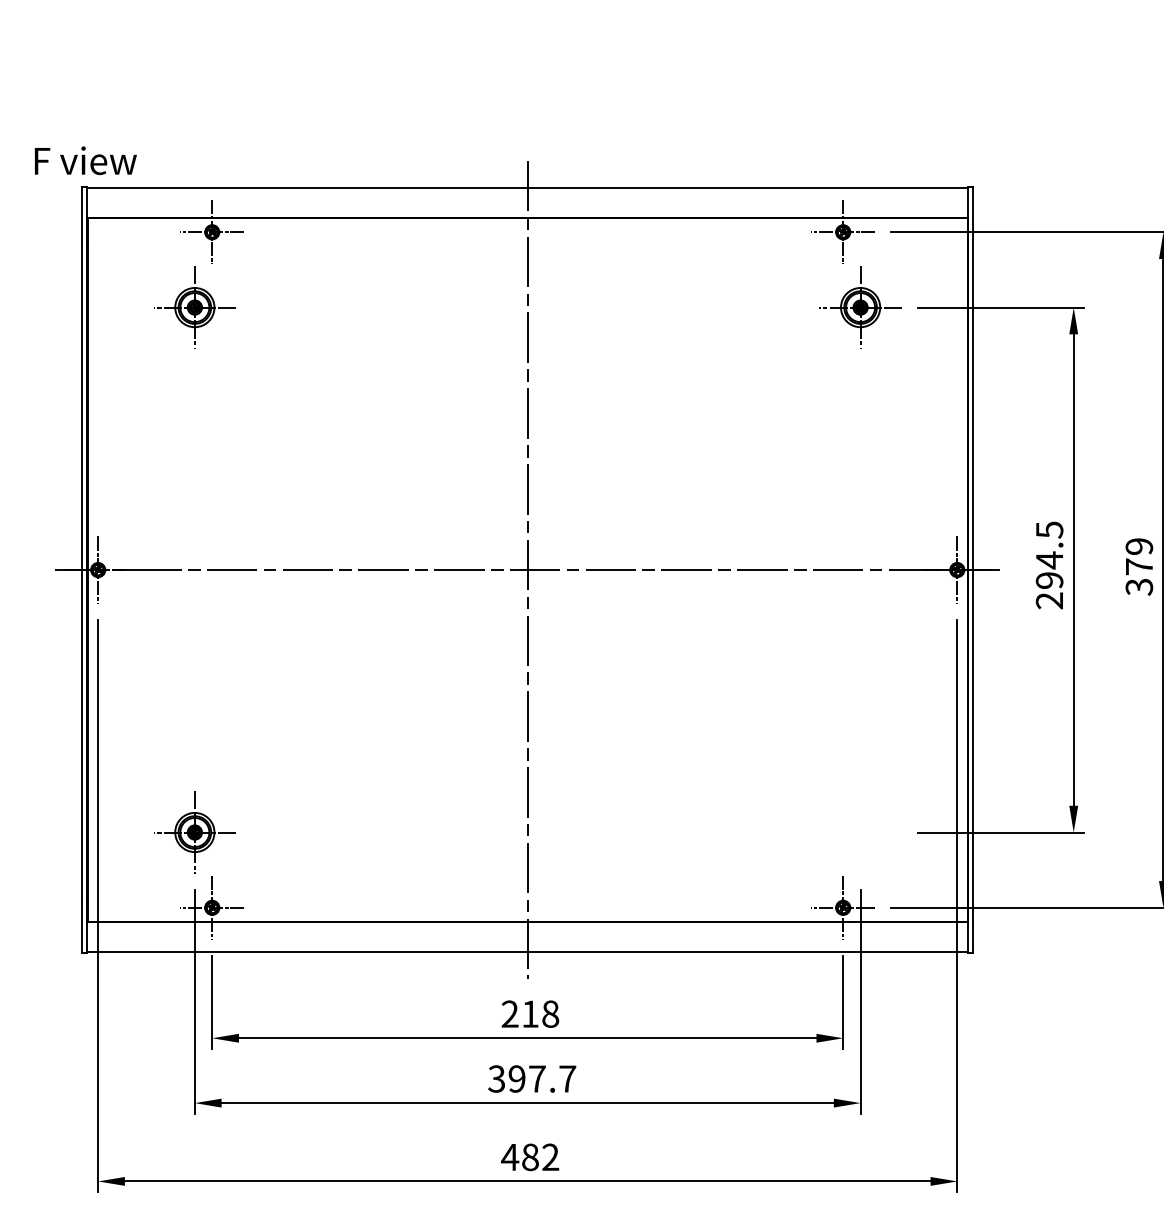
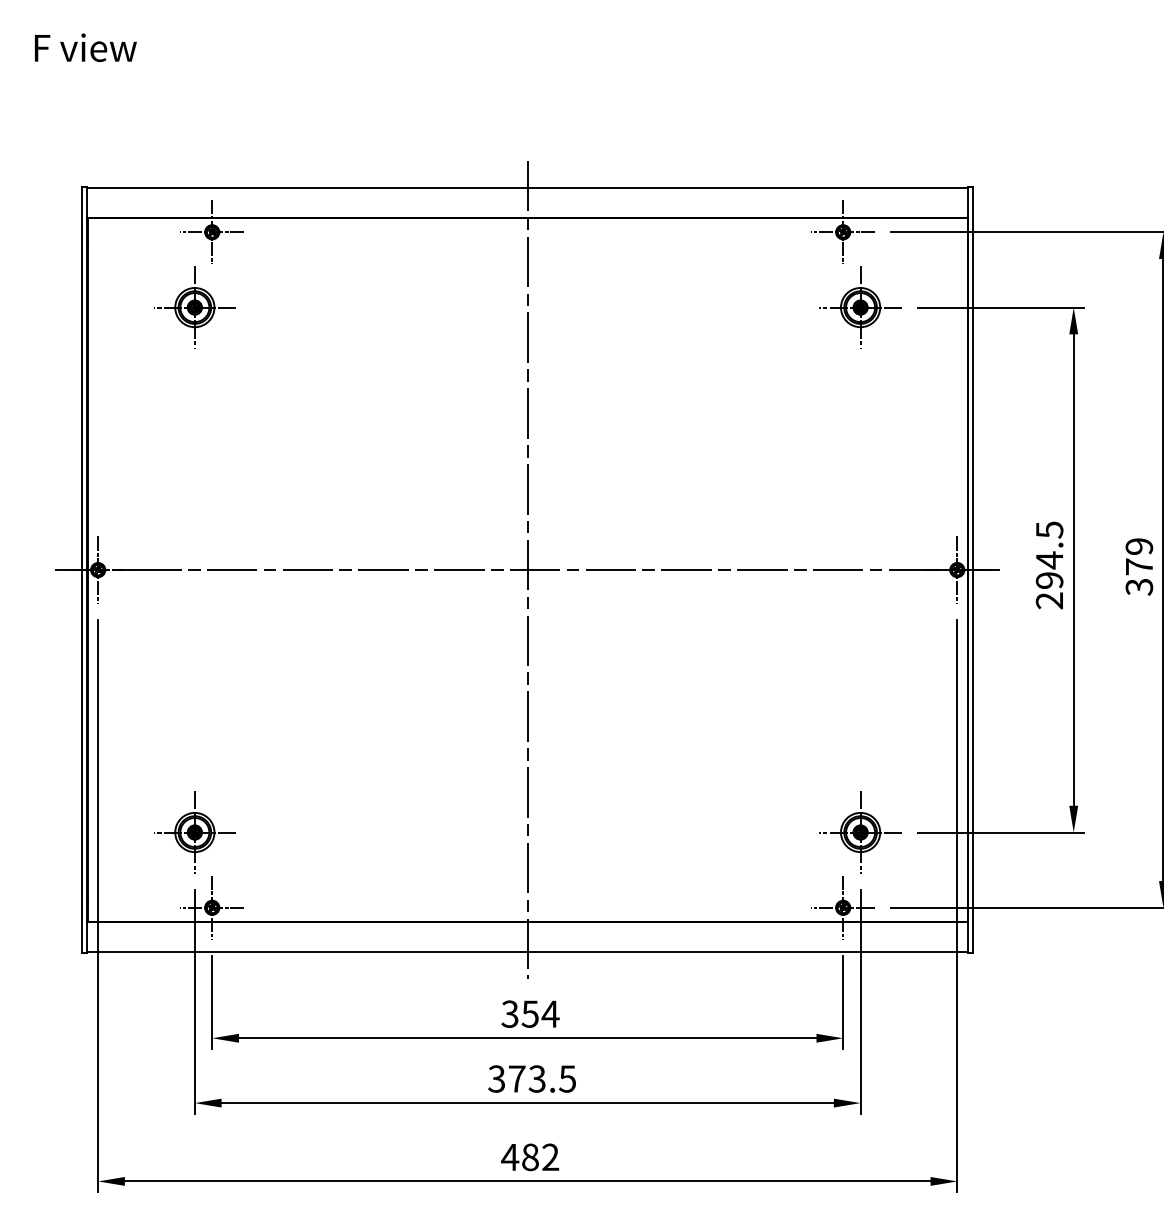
text position: (85, 160) -> (85, 47) (85, 47)
part: none -> present (860, 832)
text: 218 -> 354 (530, 1013)
text: 397.7 -> 373.5 (542, 1078)
